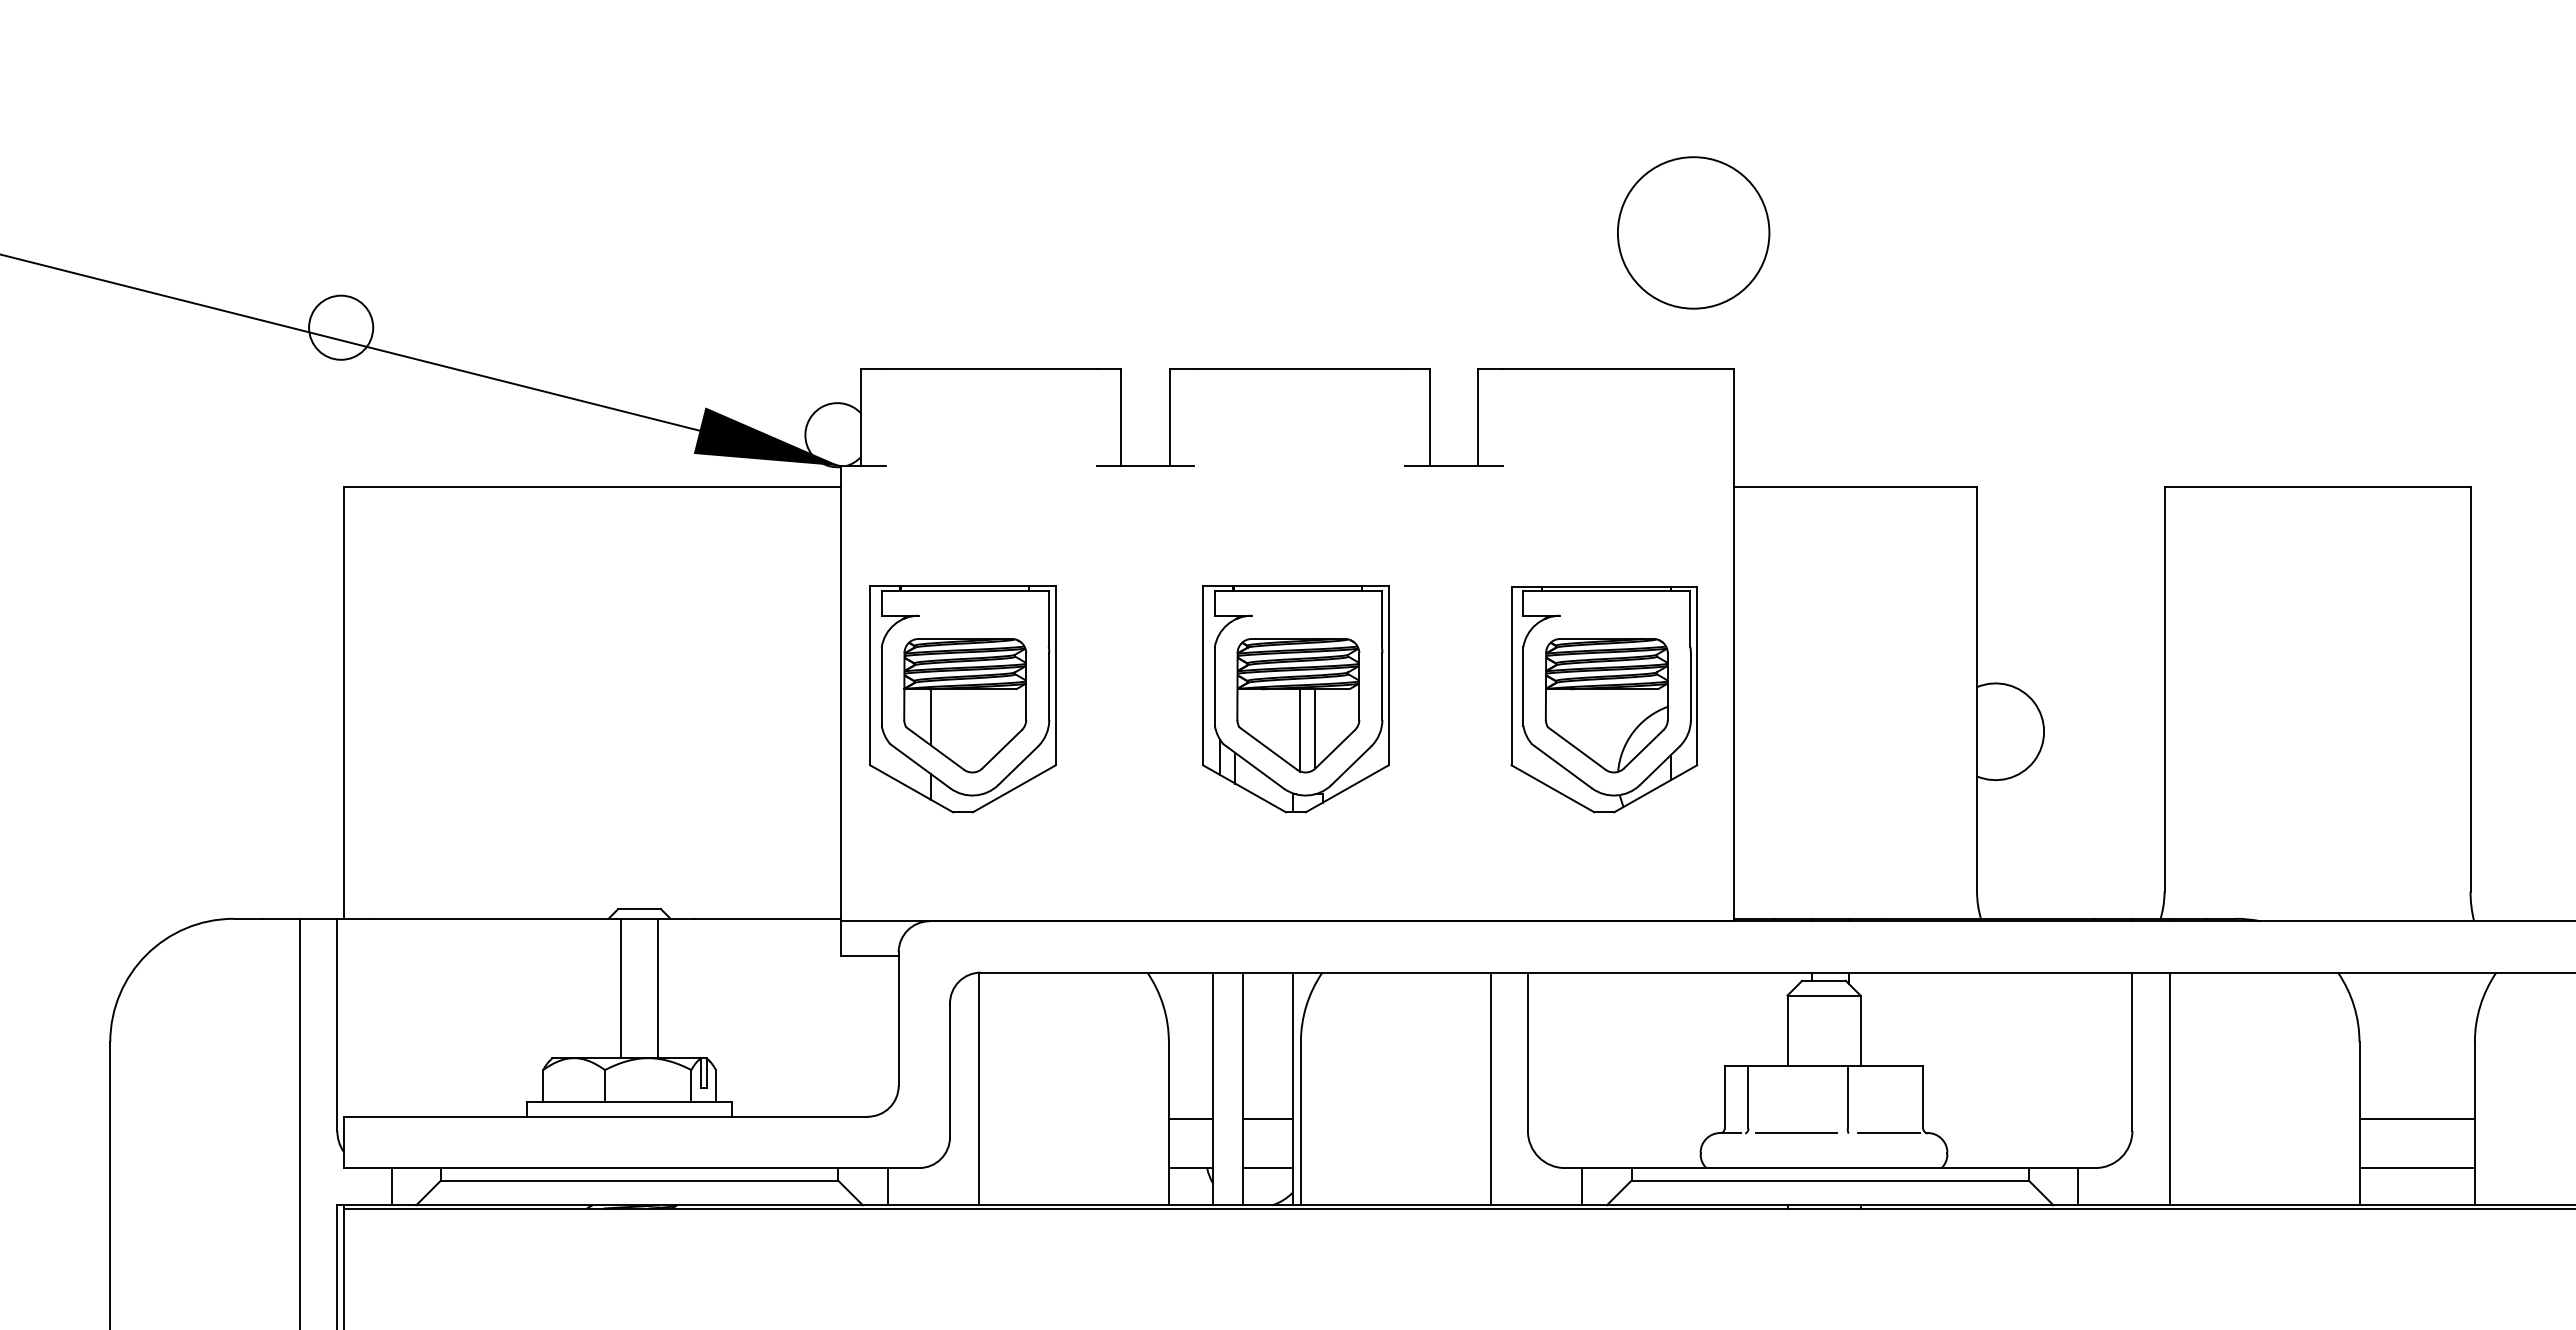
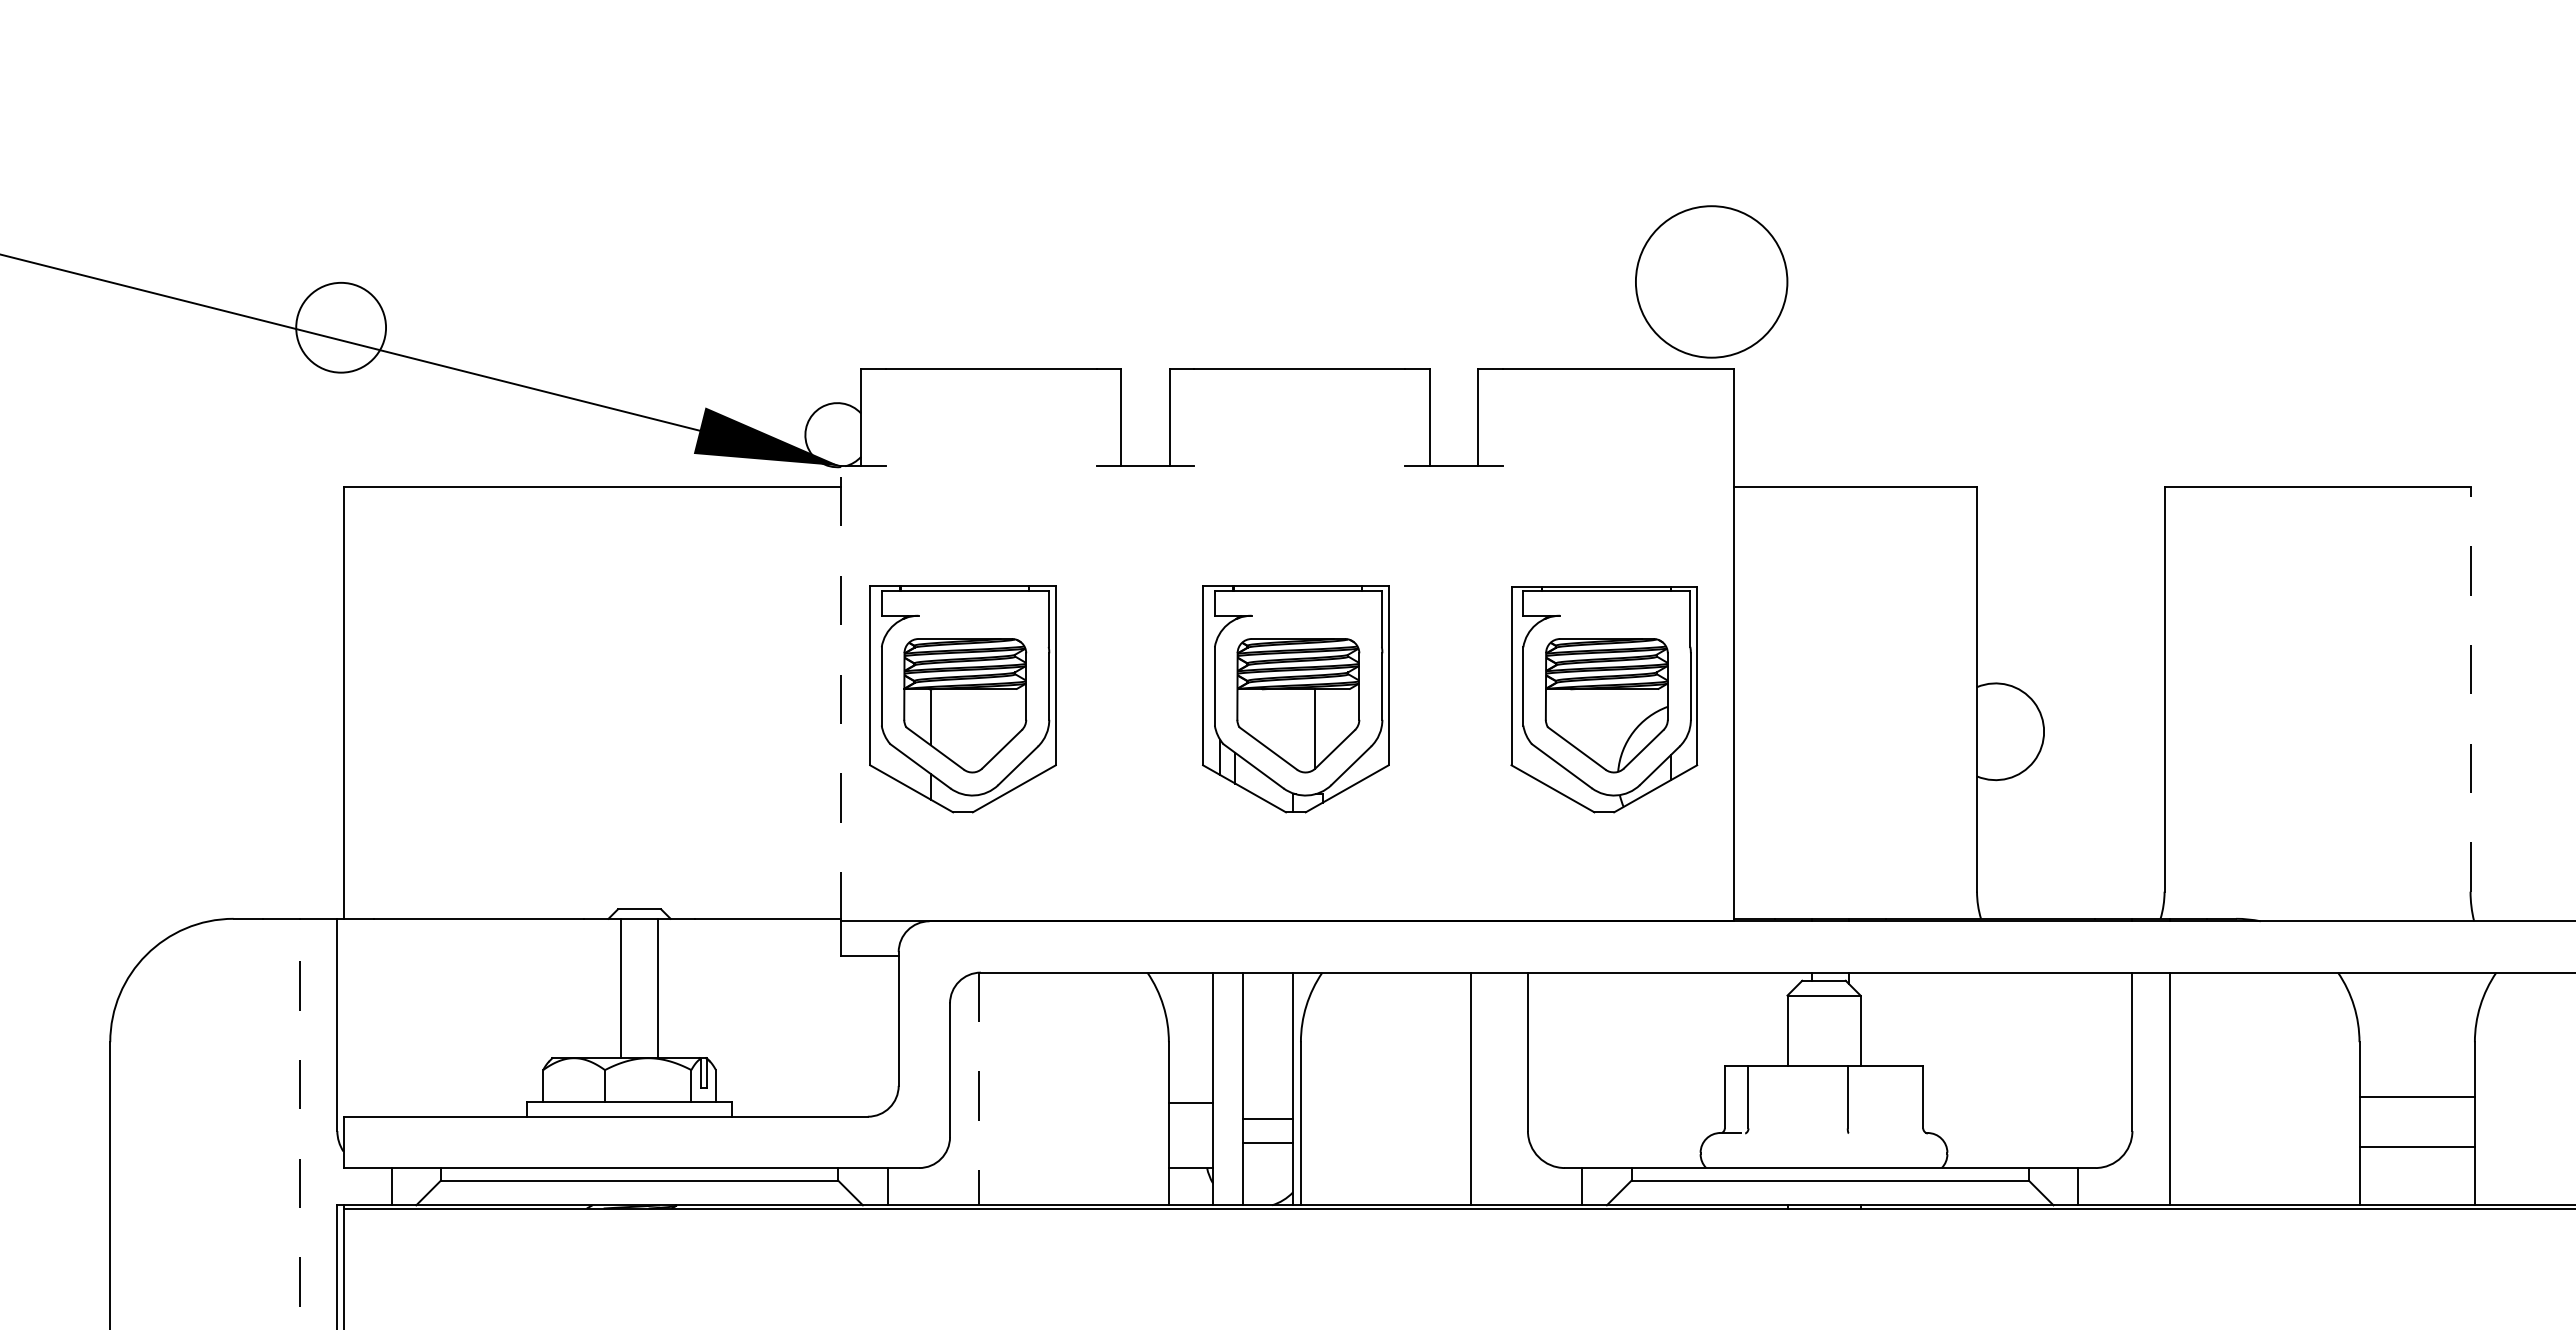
circle position: (1693, 232) -> (1711, 281) (1711, 281)
circle diameter: 64 px -> 90 px (341, 327)
line: solid -> dashed (2470, 688)
line: solid -> dashed (840, 693)
line: present -> none (1300, 730)
line position: (1490, 1088) -> (1470, 1088) (1470, 1088)
line: solid -> dashed (978, 1089)
line position: (1190, 1118) -> (1190, 1102) (1190, 1102)
line position: (2416, 1118) -> (2416, 1096) (2416, 1096)
line: solid -> dashed (300, 1123)
line: present -> none (1796, 1133)
line: present -> none (1888, 1133)
line position: (1267, 1168) -> (1267, 1143) (1267, 1143)
line position: (2416, 1168) -> (2416, 1147) (2416, 1147)
